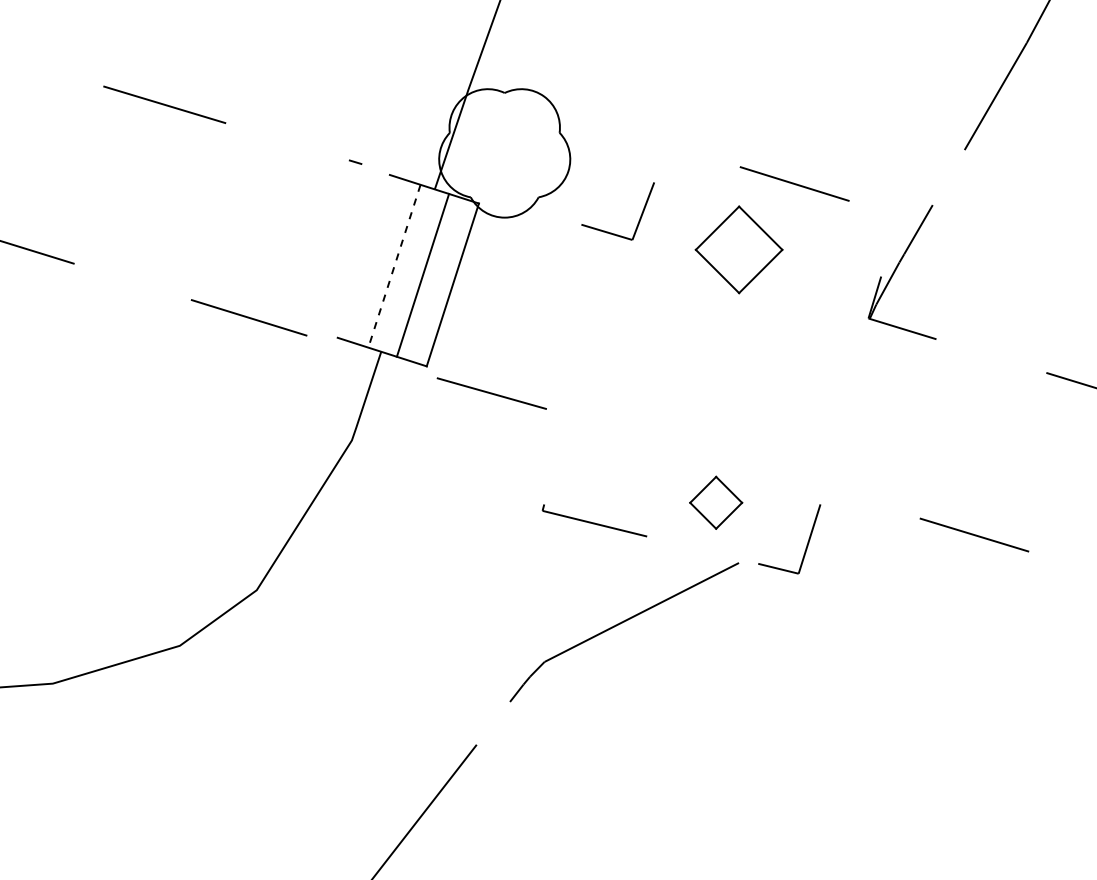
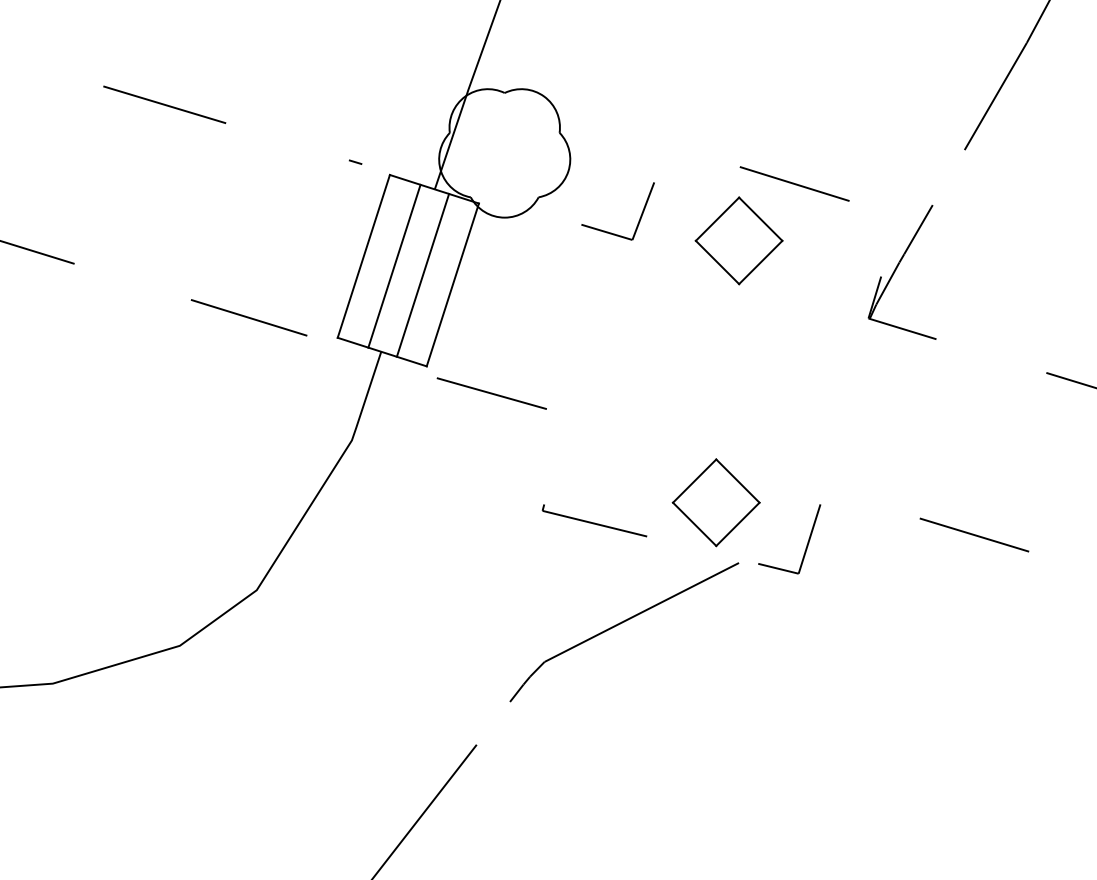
part position: (738, 249) -> (738, 240) (738, 240)
line: none -> present (363, 255)
line: dashed -> solid (394, 266)
part size: 55x55 px -> 90x90 px (715, 502)
